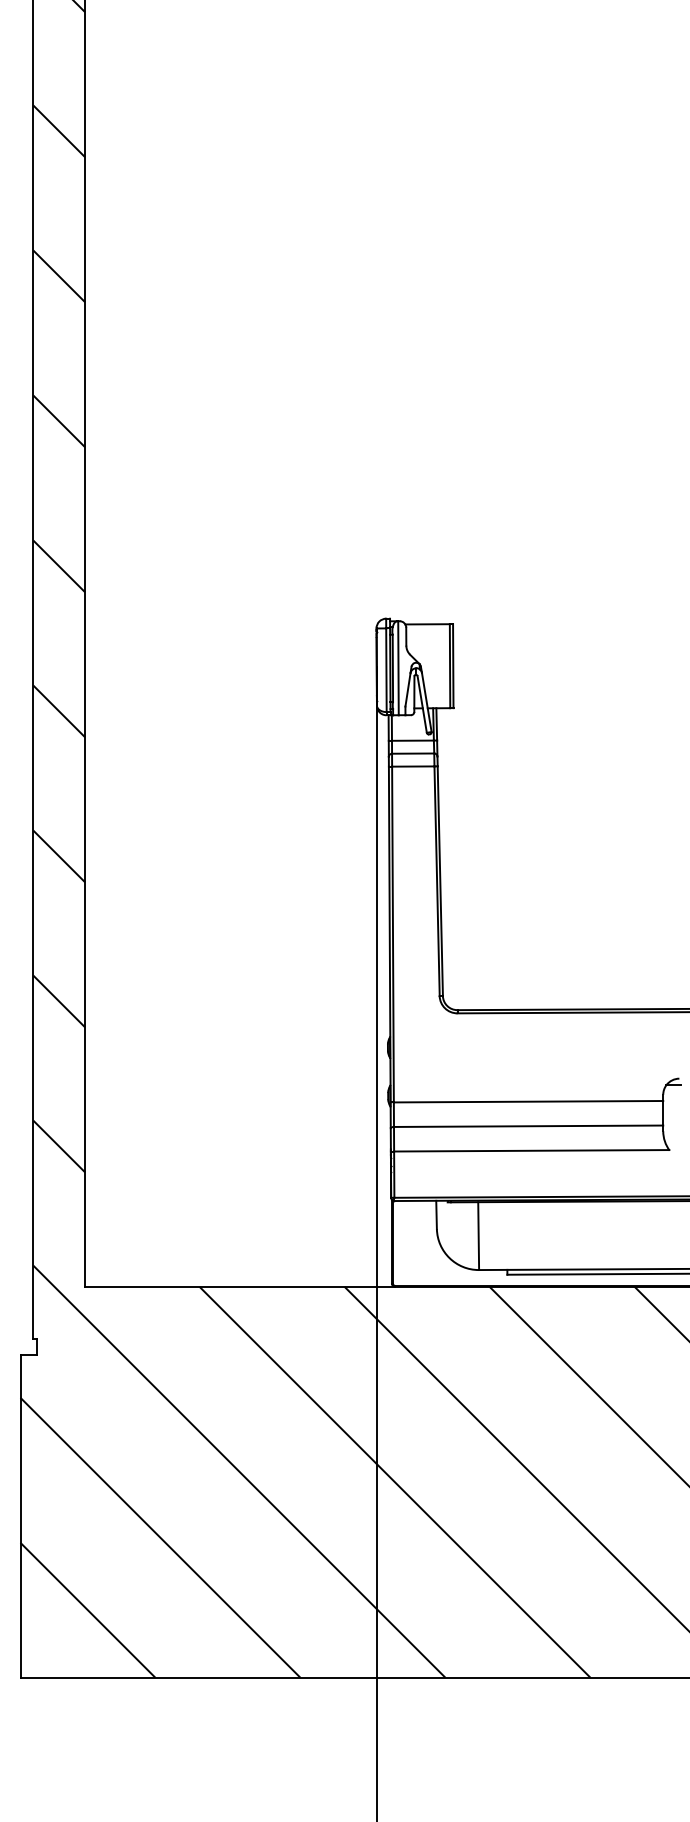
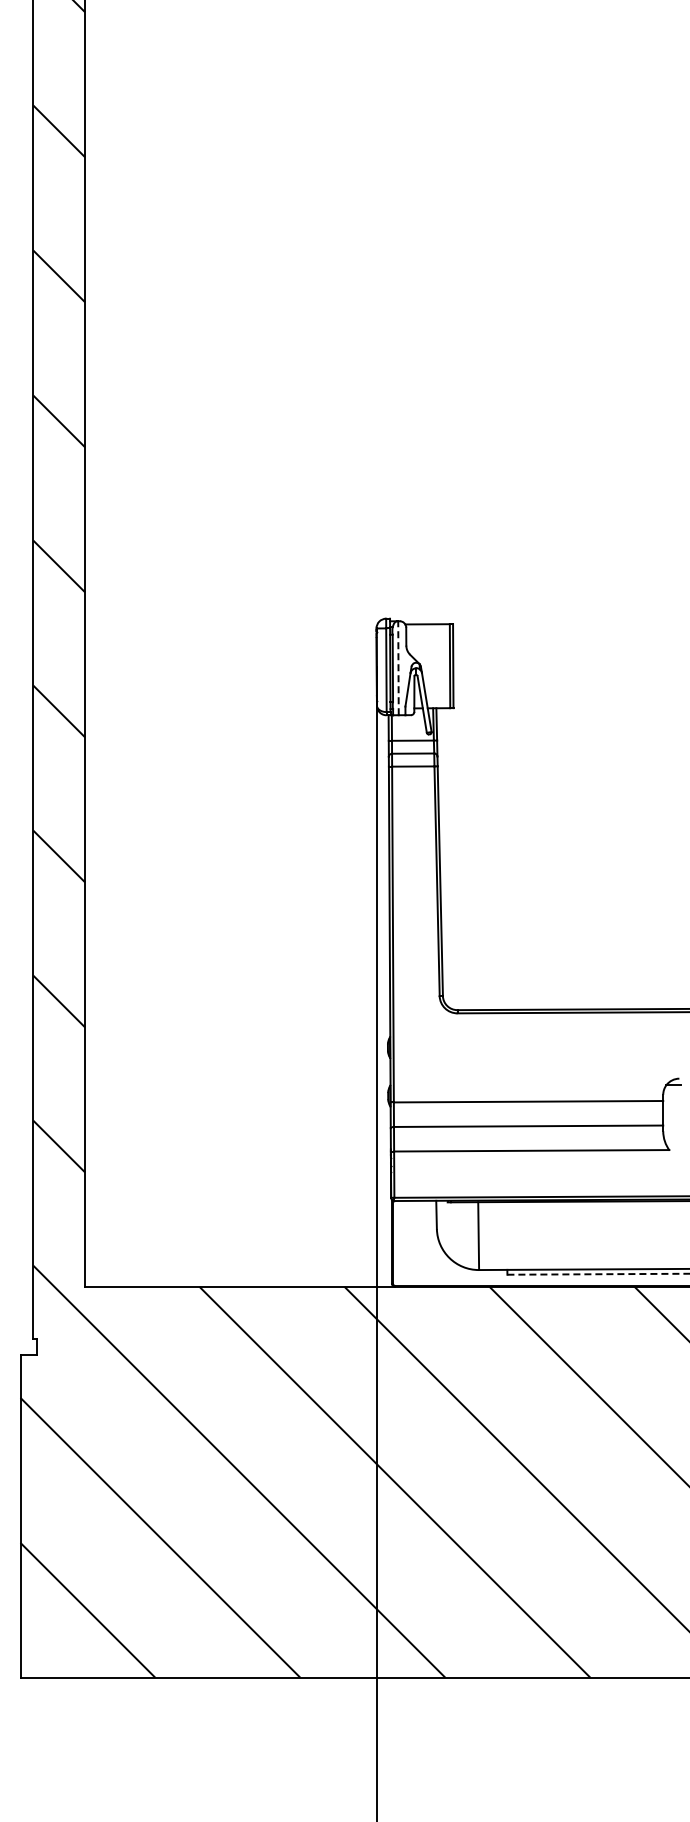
line: solid -> dashed (398, 668)
line: solid -> dashed (598, 1274)
